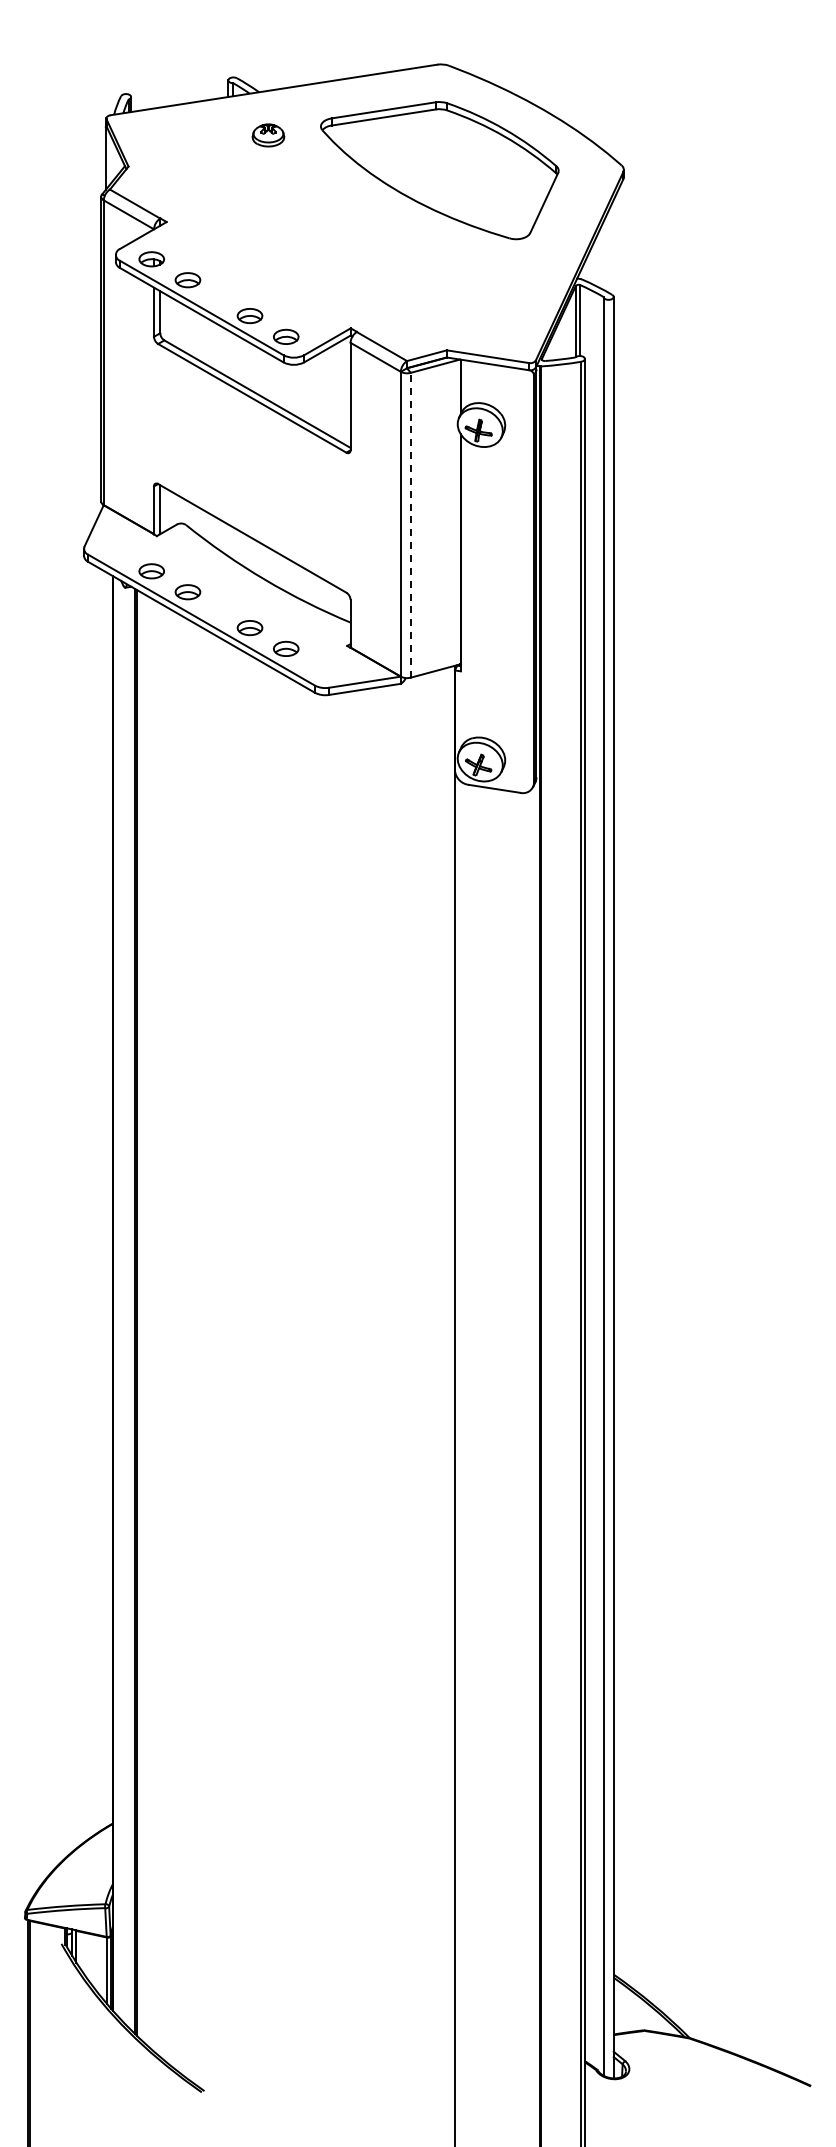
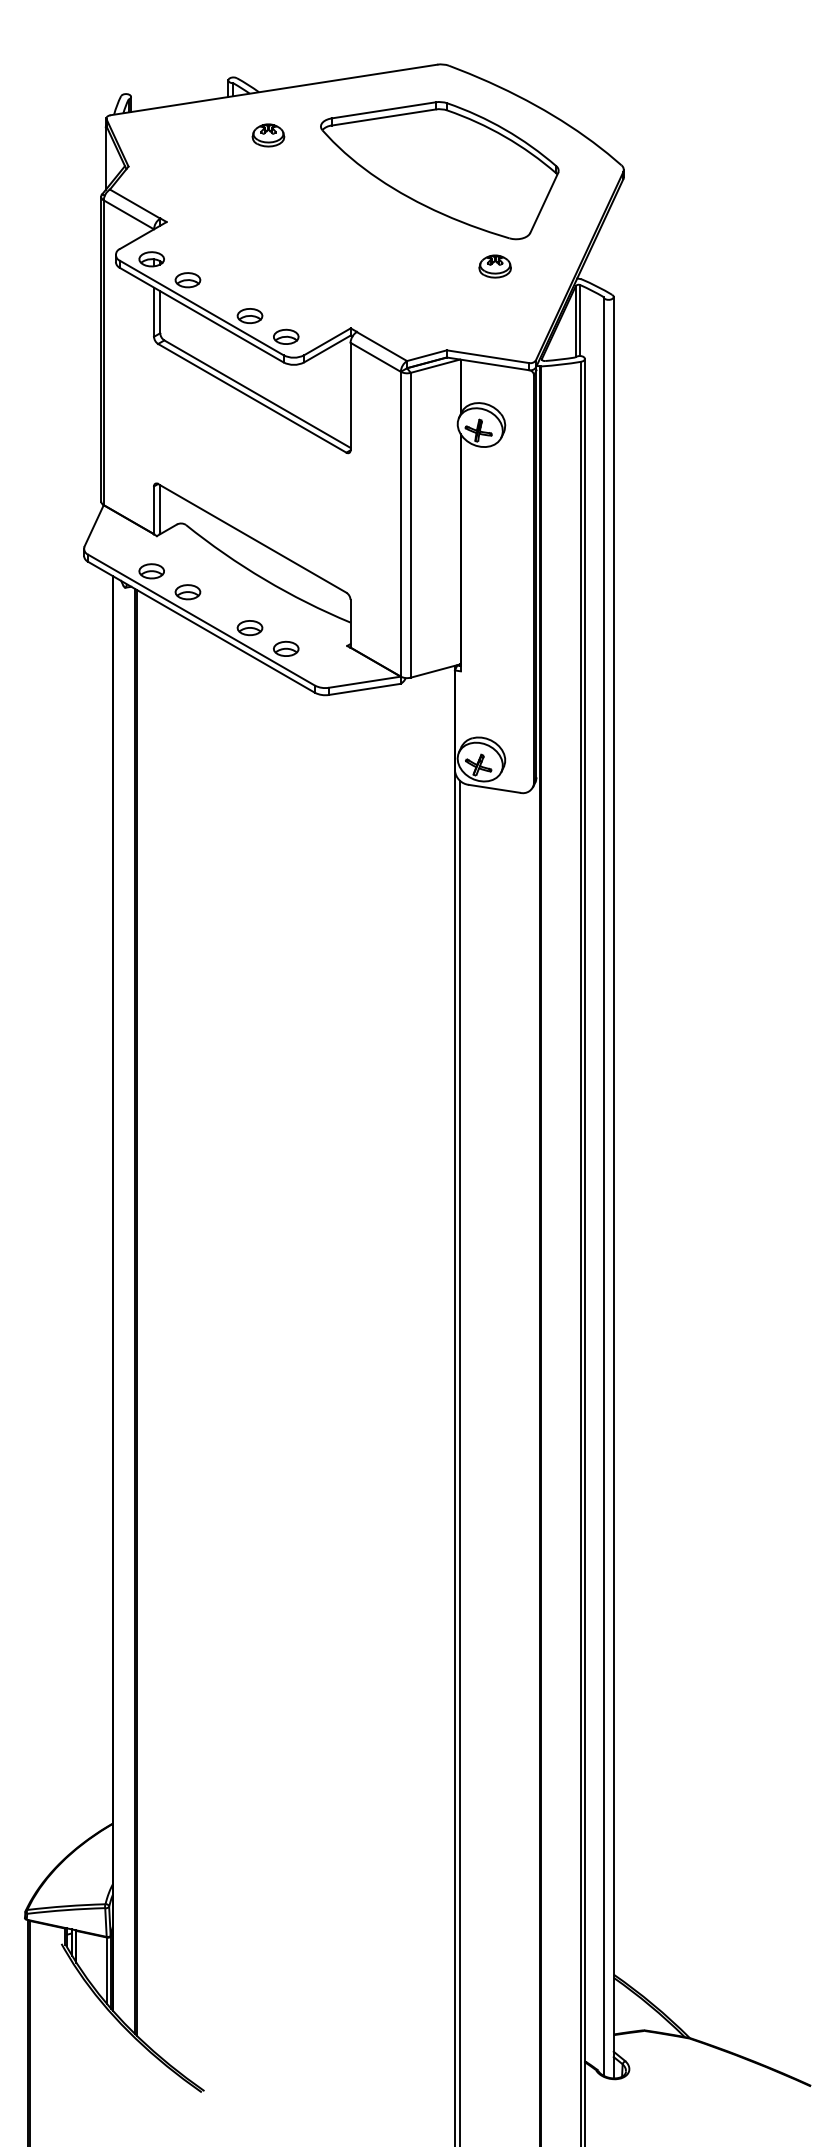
part: none -> present (494, 266)
line: dashed -> solid (410, 524)
line: none -> present (460, 1462)
